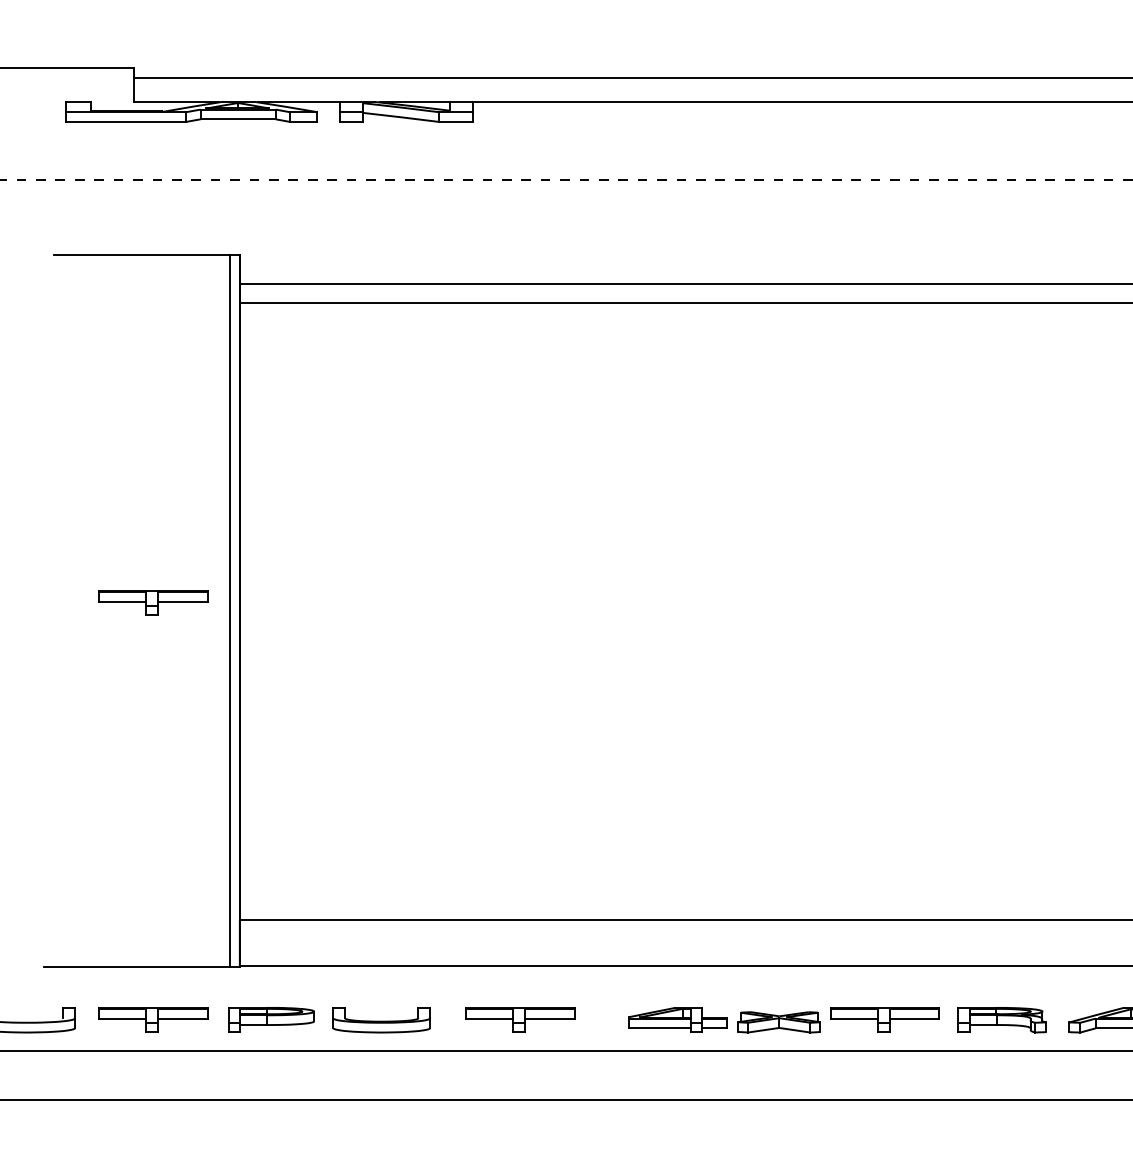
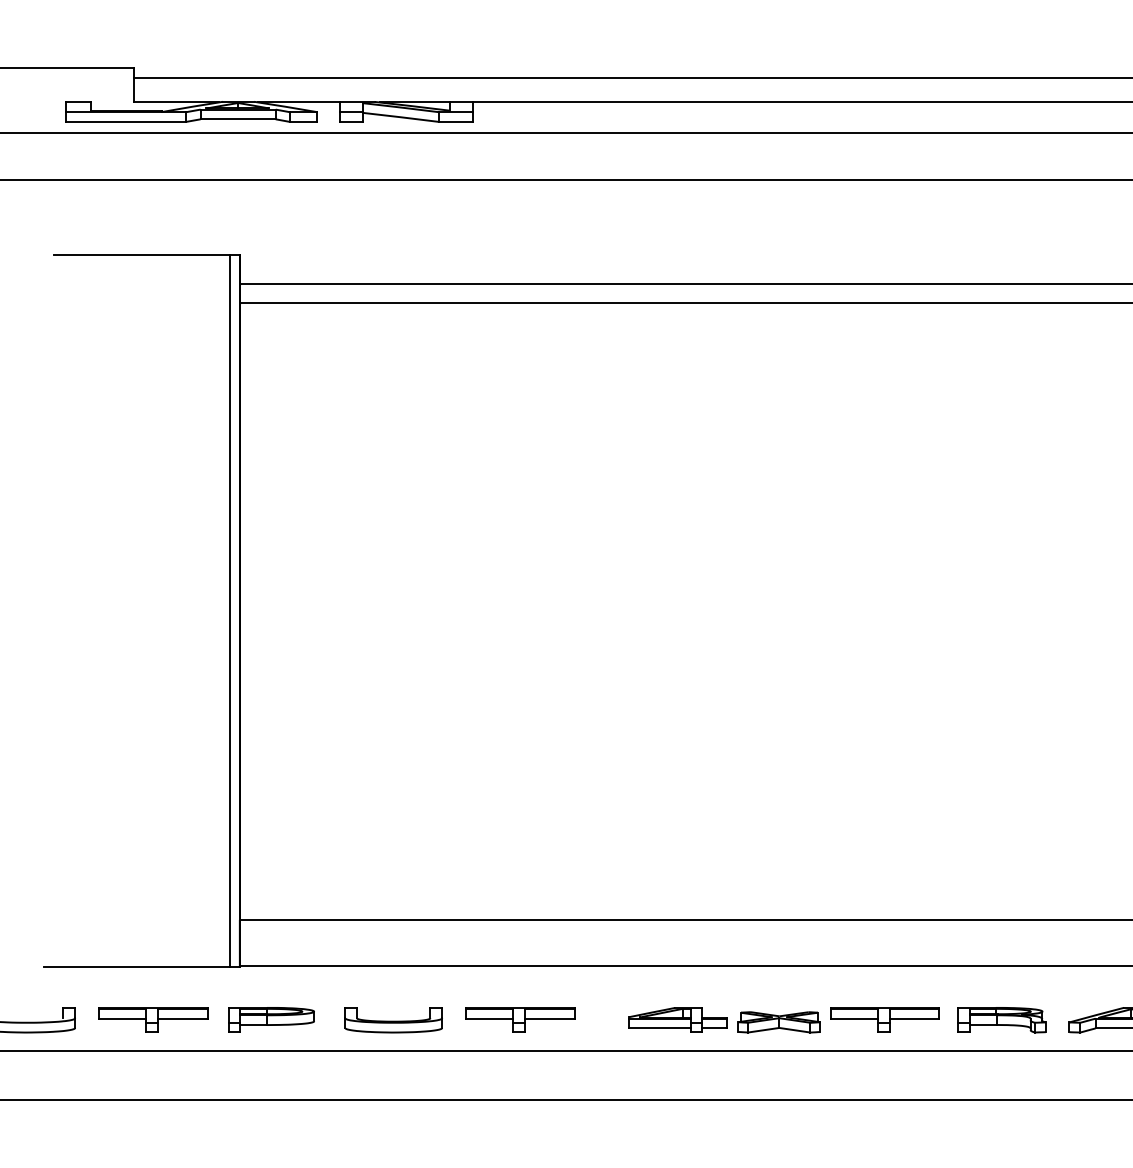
line: none -> present (565, 133)
line: dashed -> solid (566, 179)
part: present -> none (153, 602)
part position: (381, 1020) -> (393, 1020) (393, 1020)
